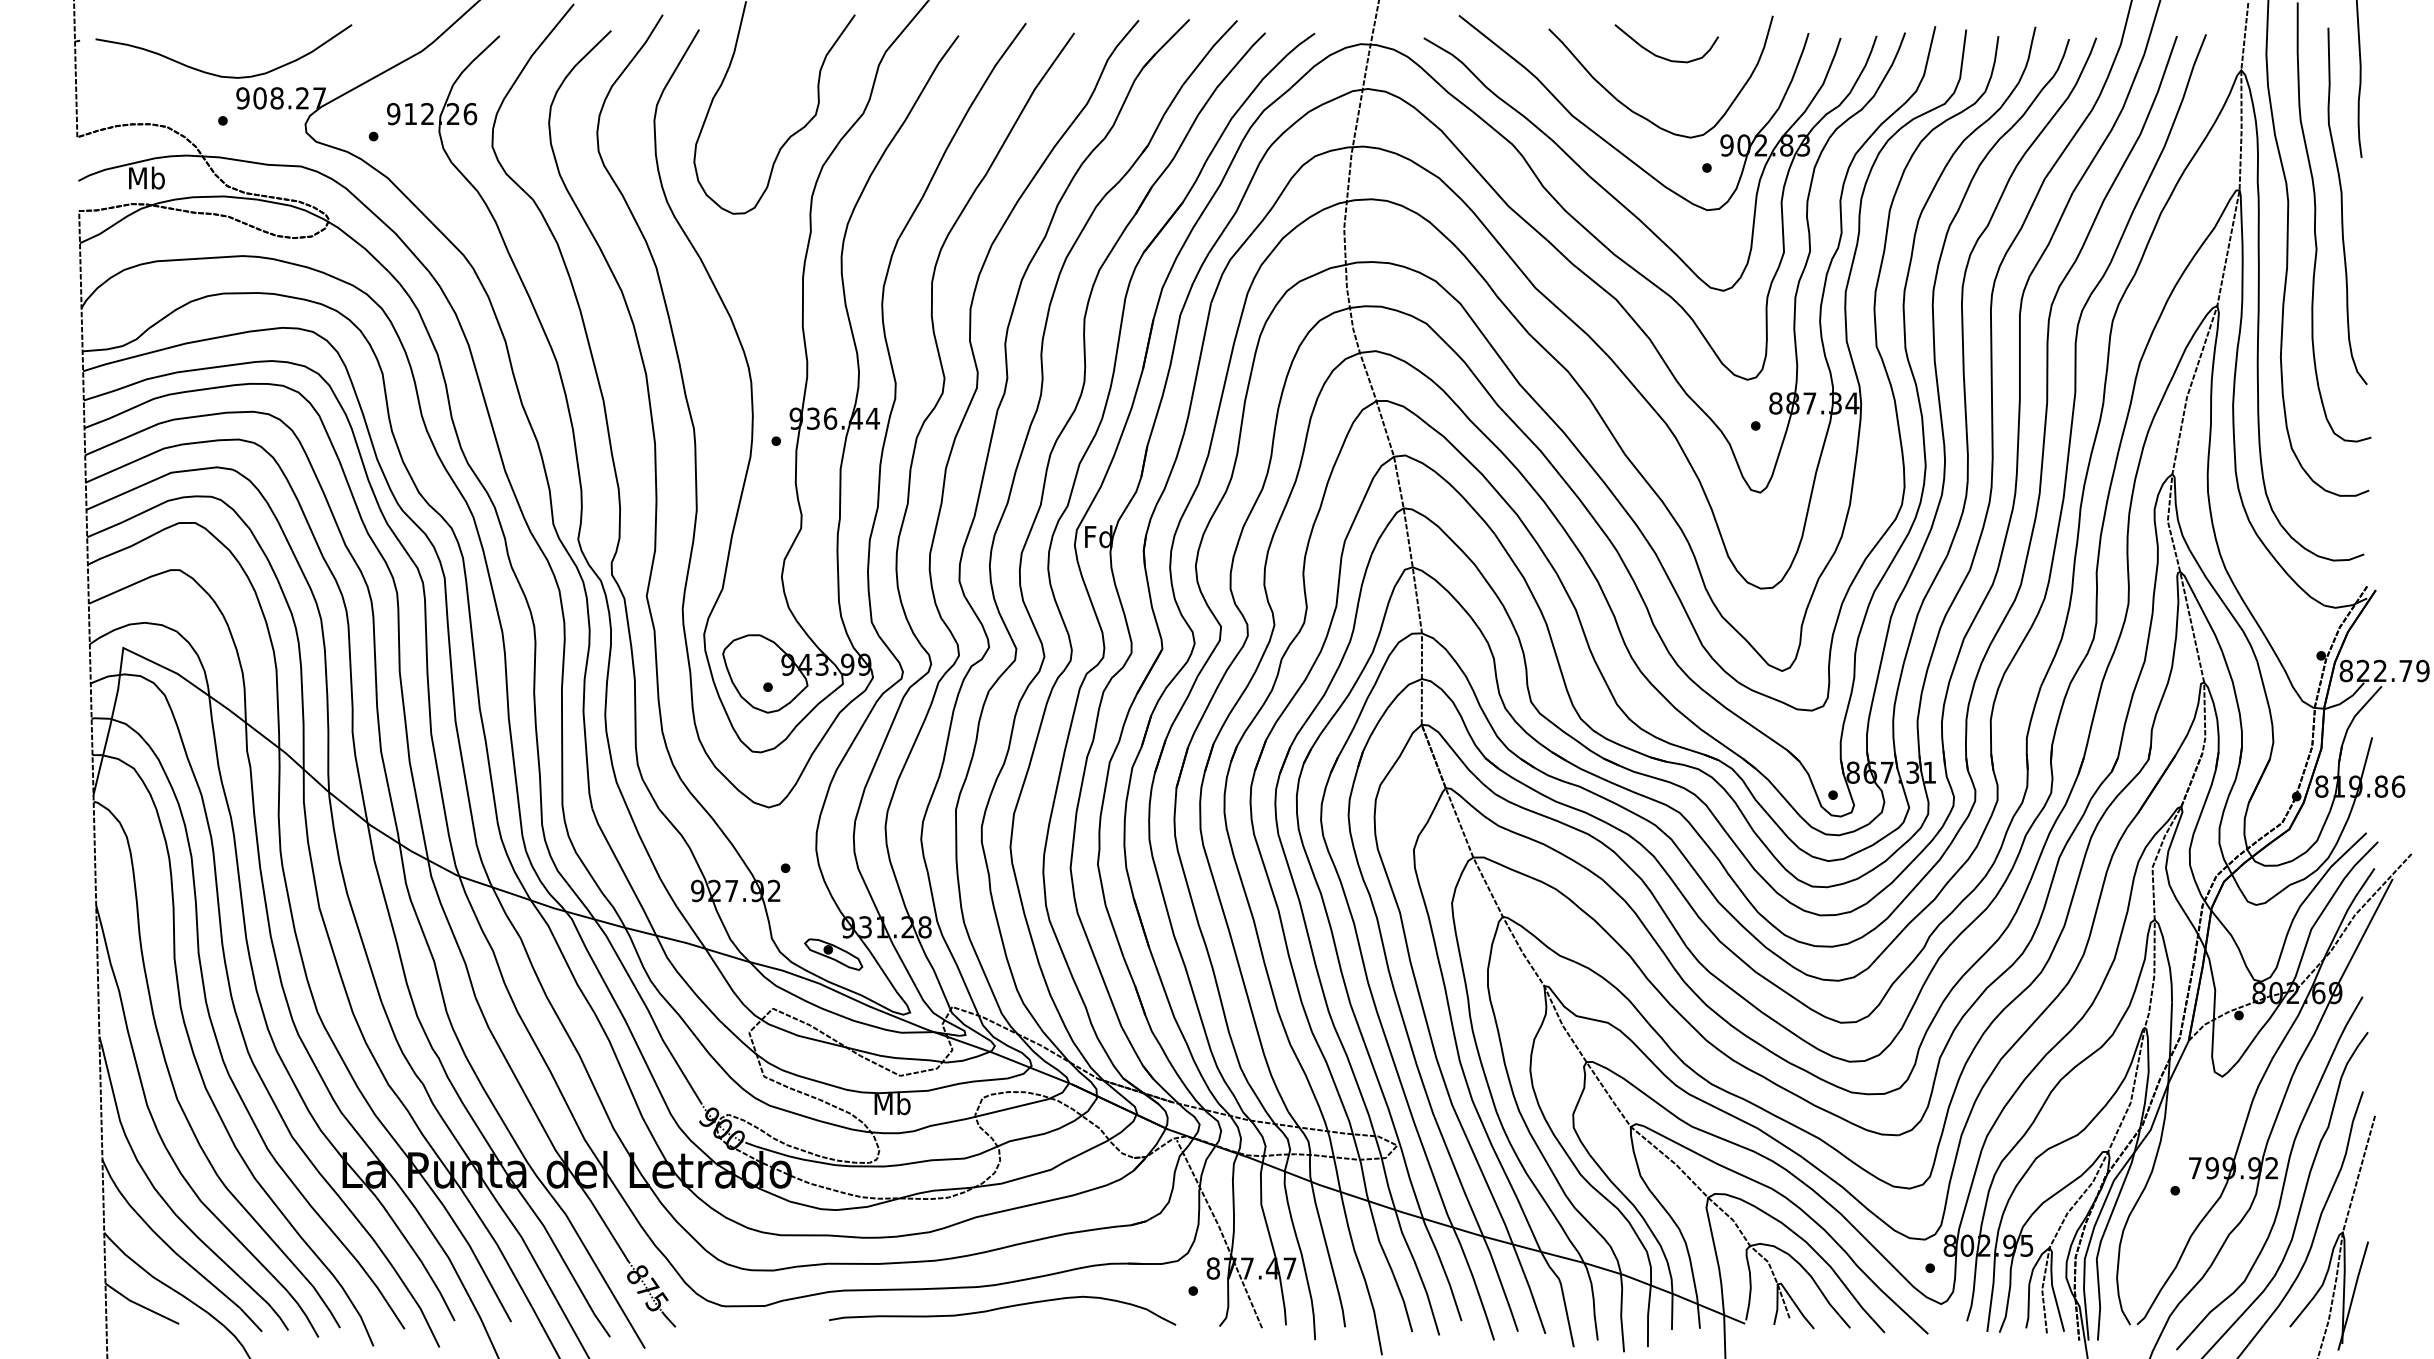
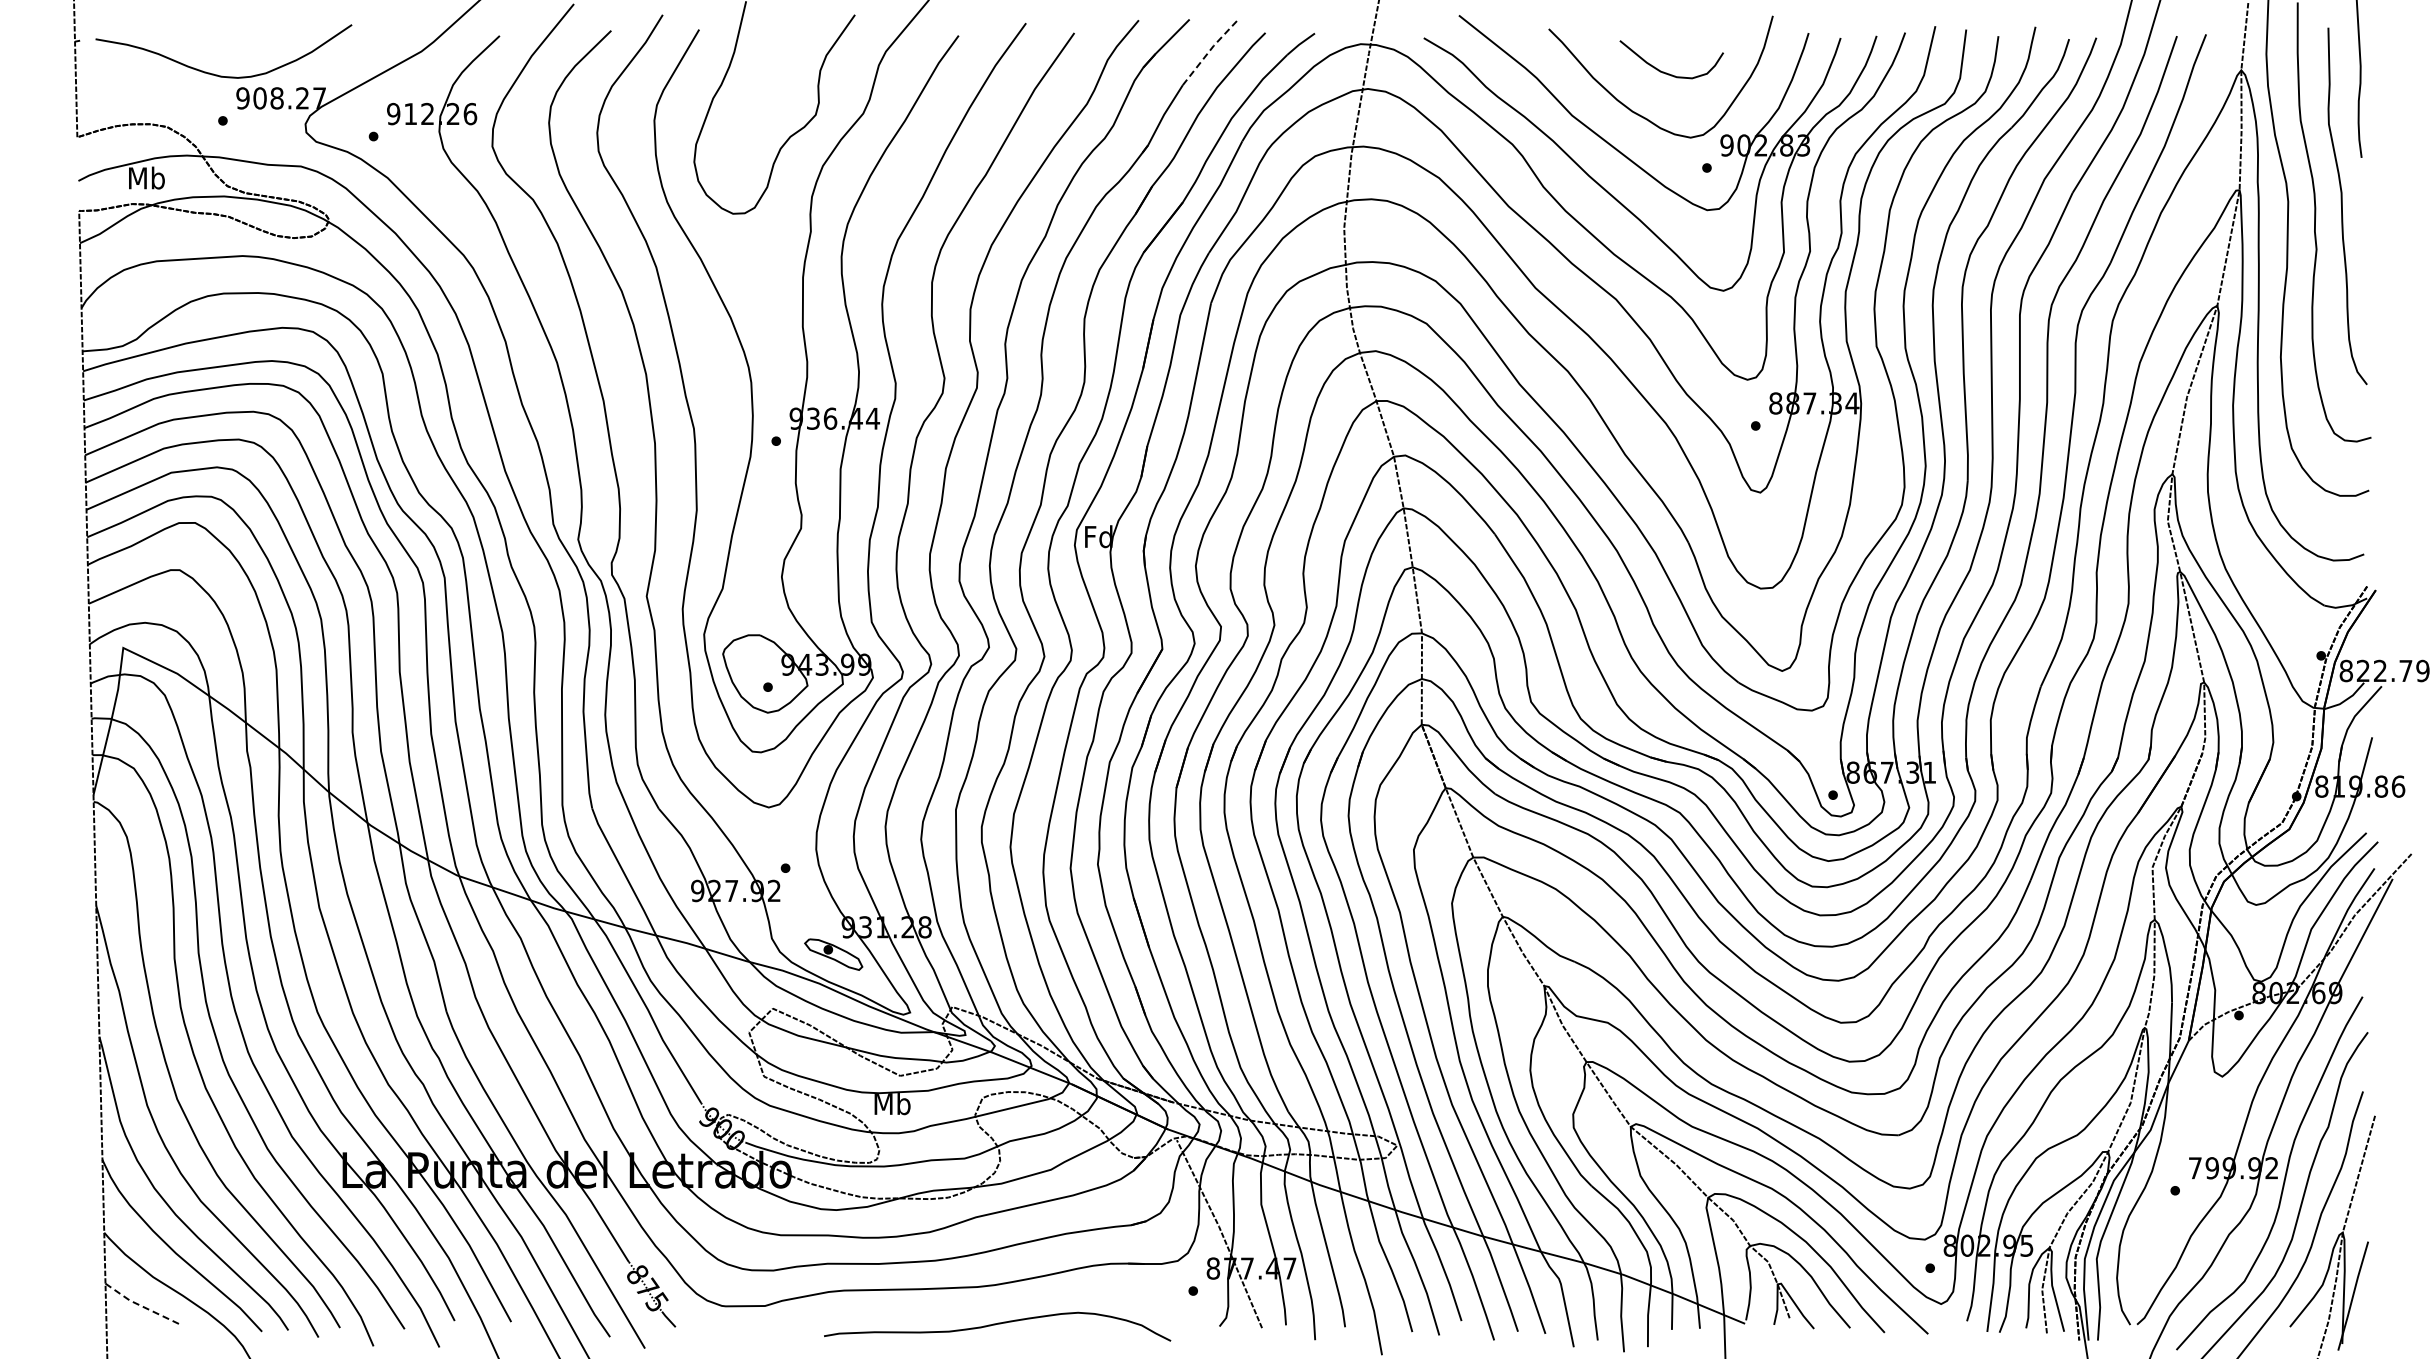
line: solid -> dashed (1209, 51)
curve position: (1661, 56) -> (1666, 72) (1666, 72)
line: solid -> dashed (140, 1305)
curve position: (1002, 1308) -> (997, 1324) (997, 1324)
